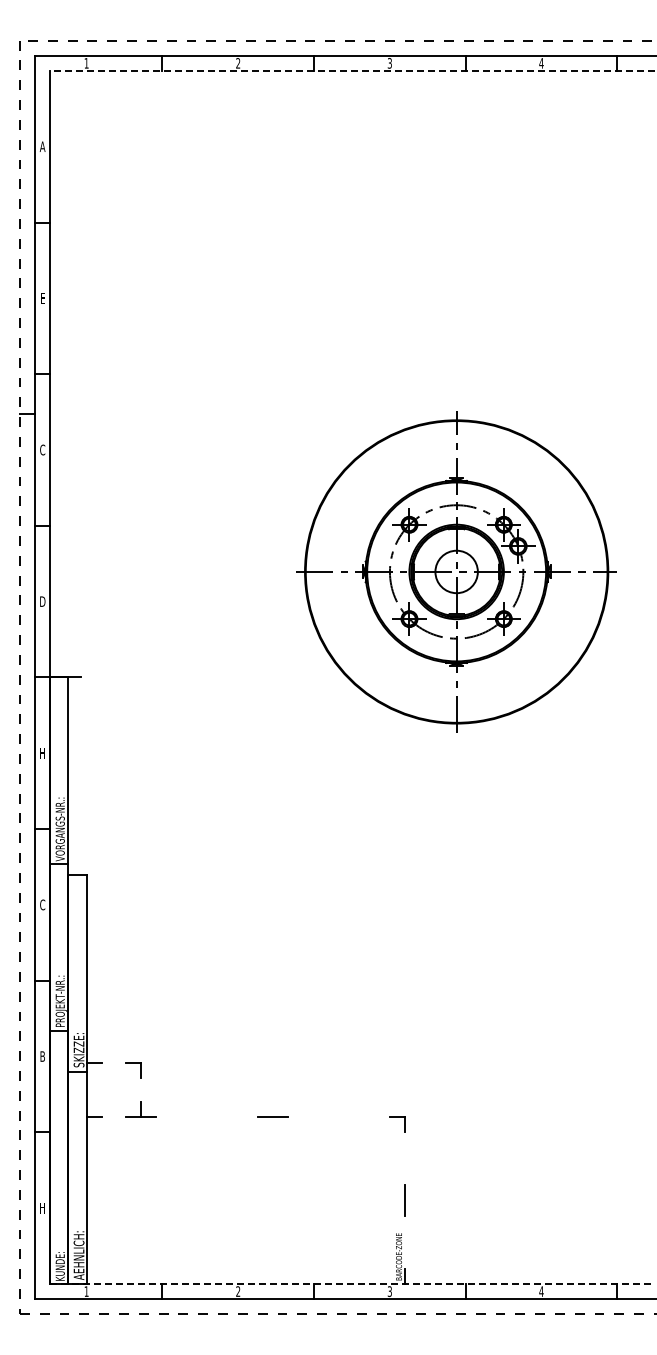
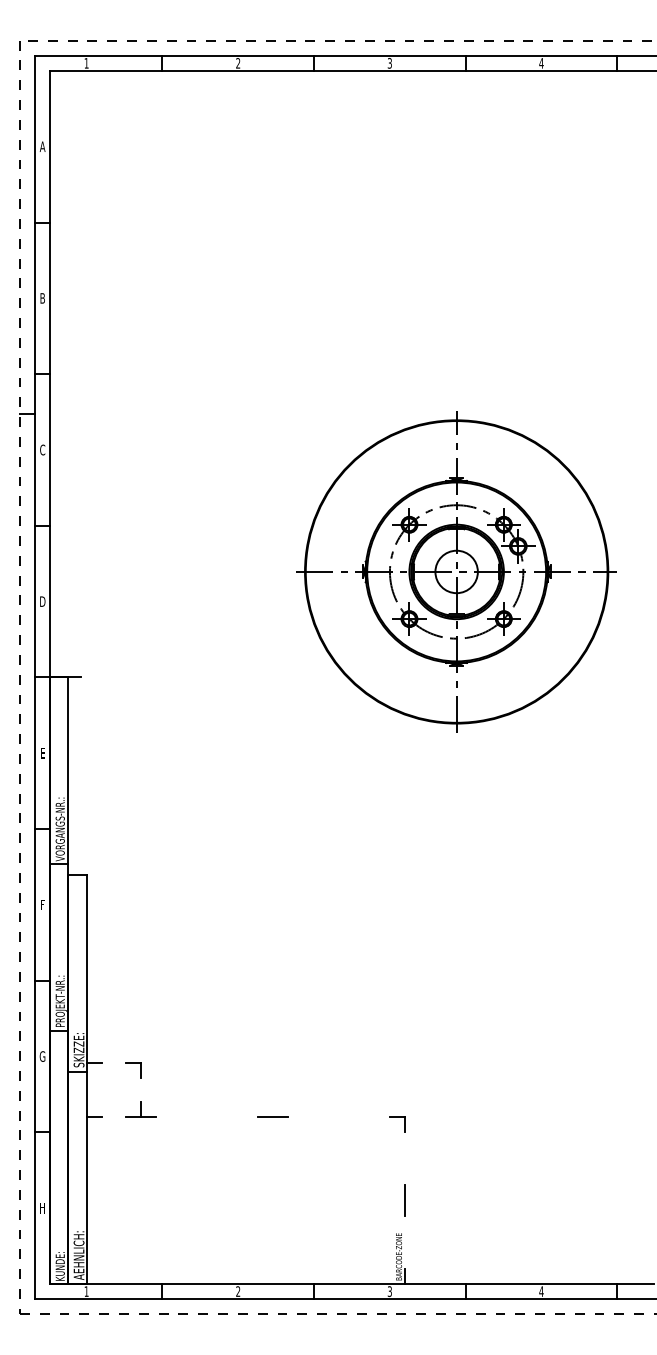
line: dashed -> solid (353, 70)
text: E -> B (42, 298)
text: H -> E (42, 753)
text: C -> F (42, 904)
text: B -> G (42, 1056)
line: dashed -> solid (352, 1284)
